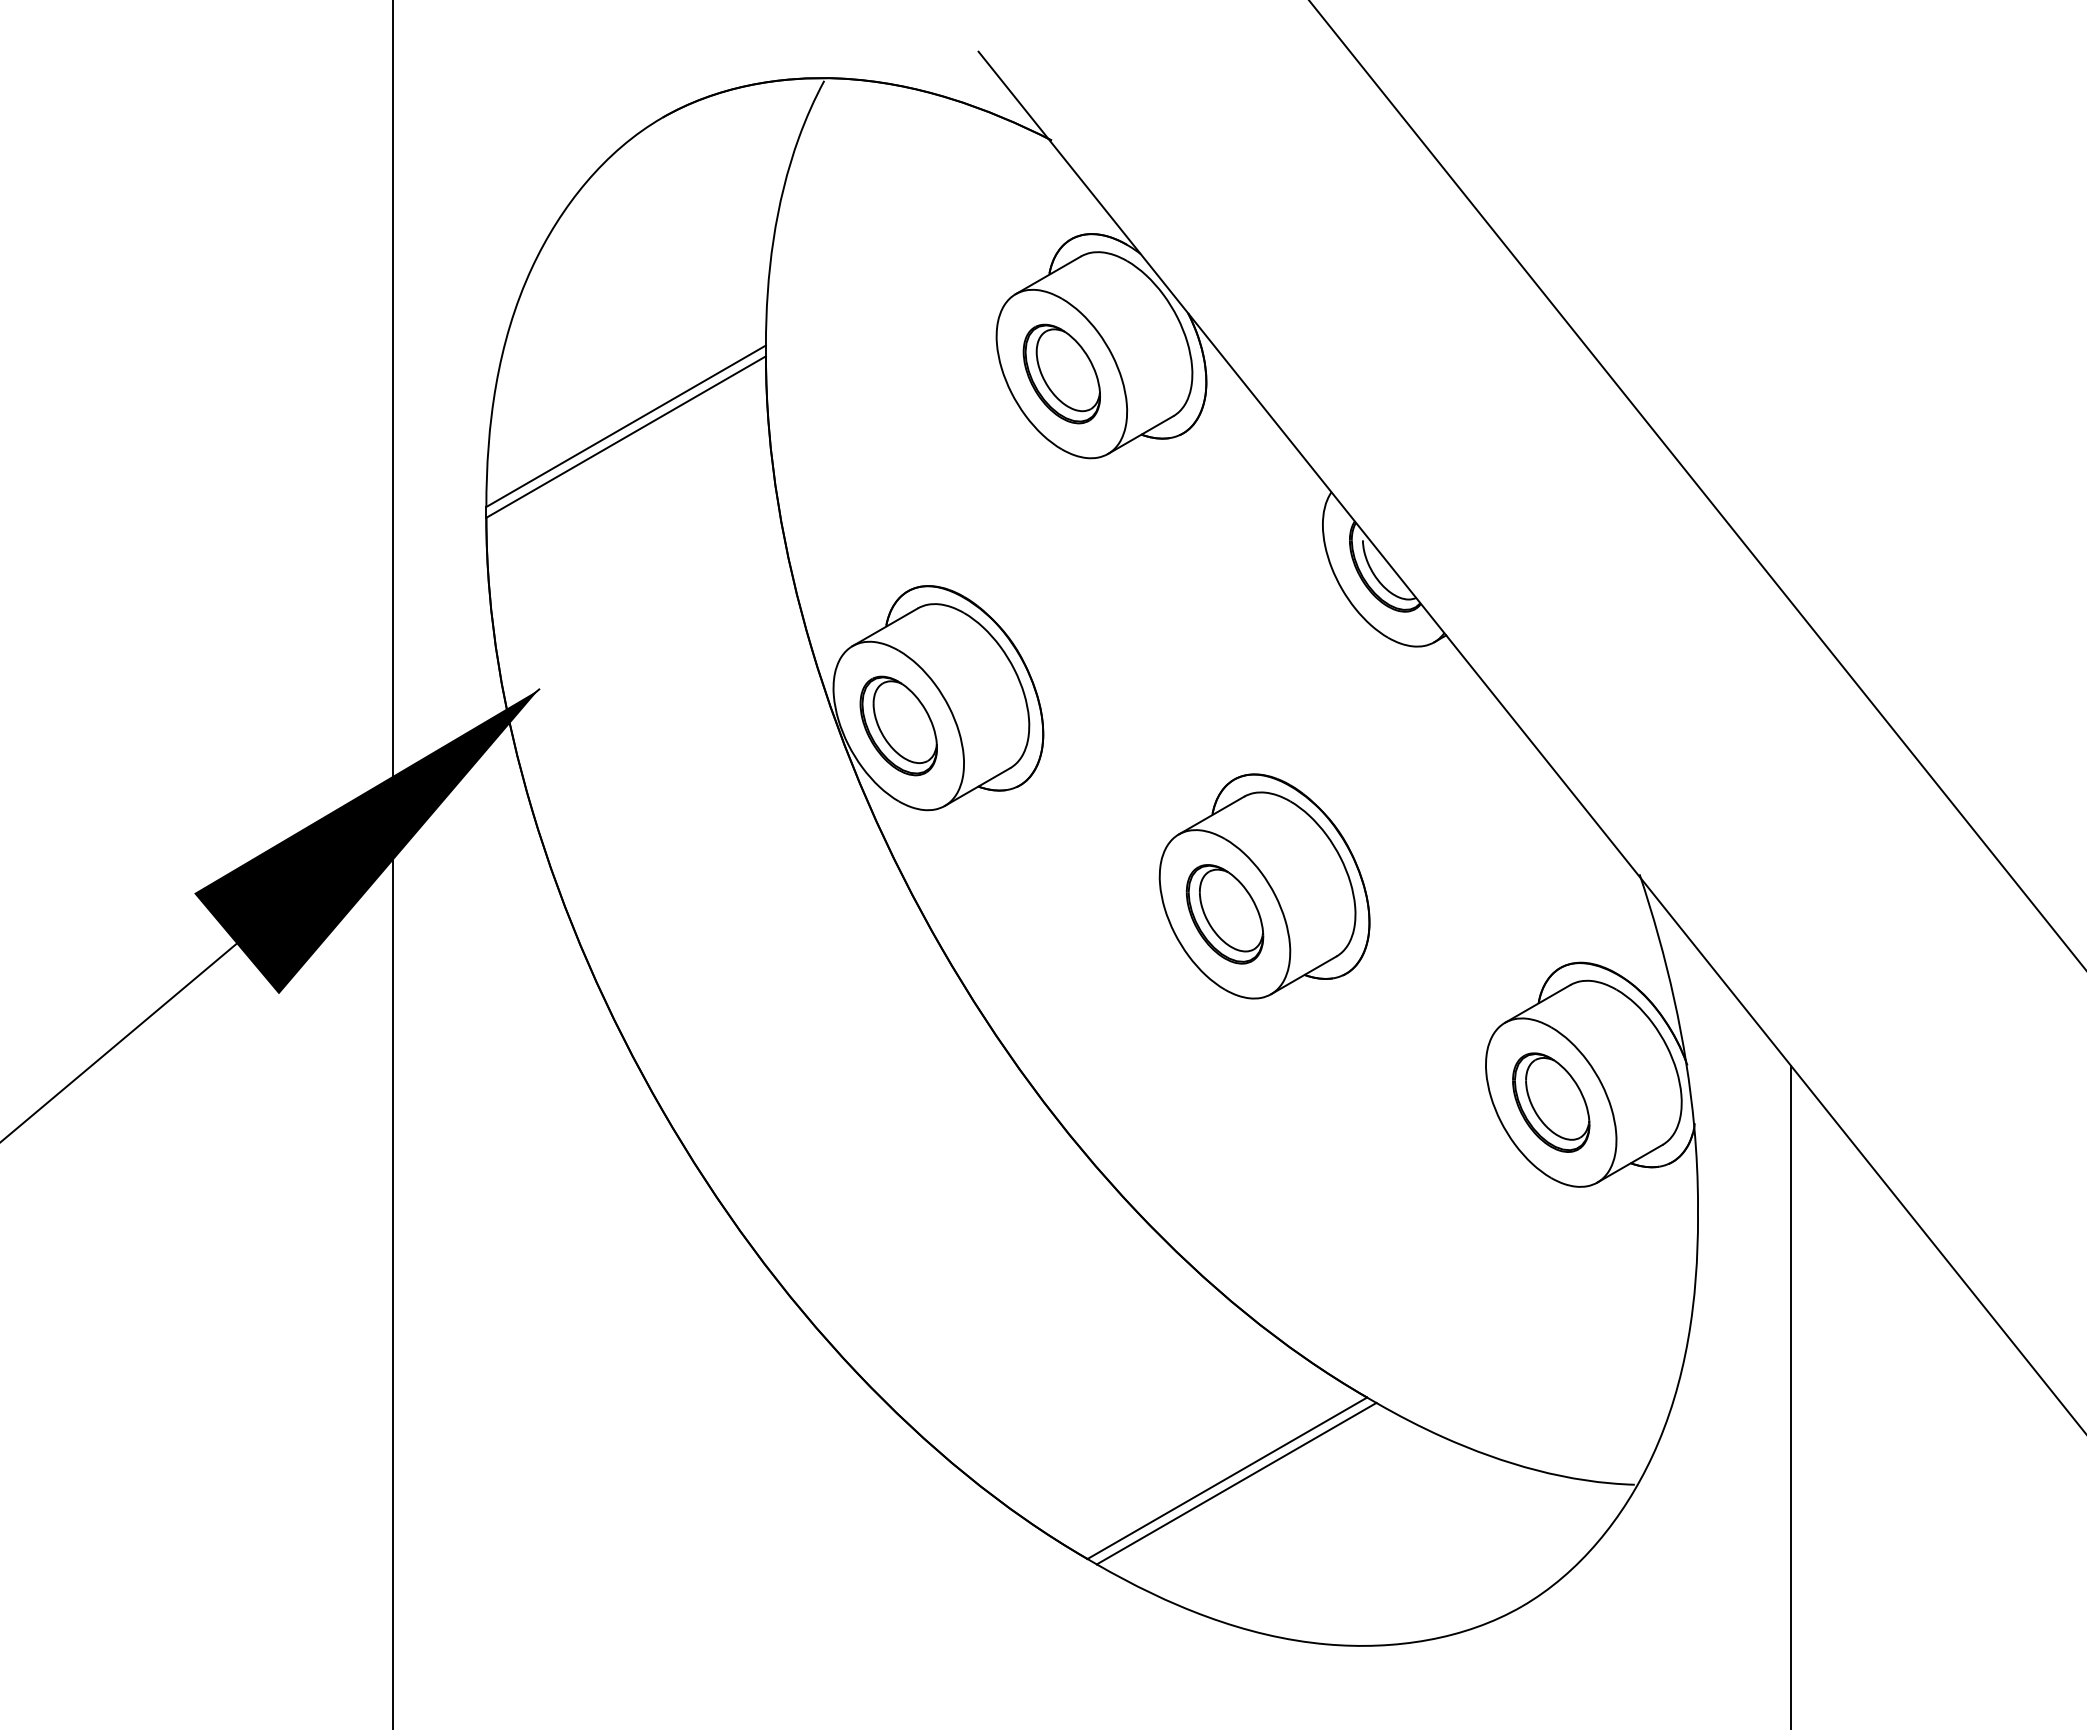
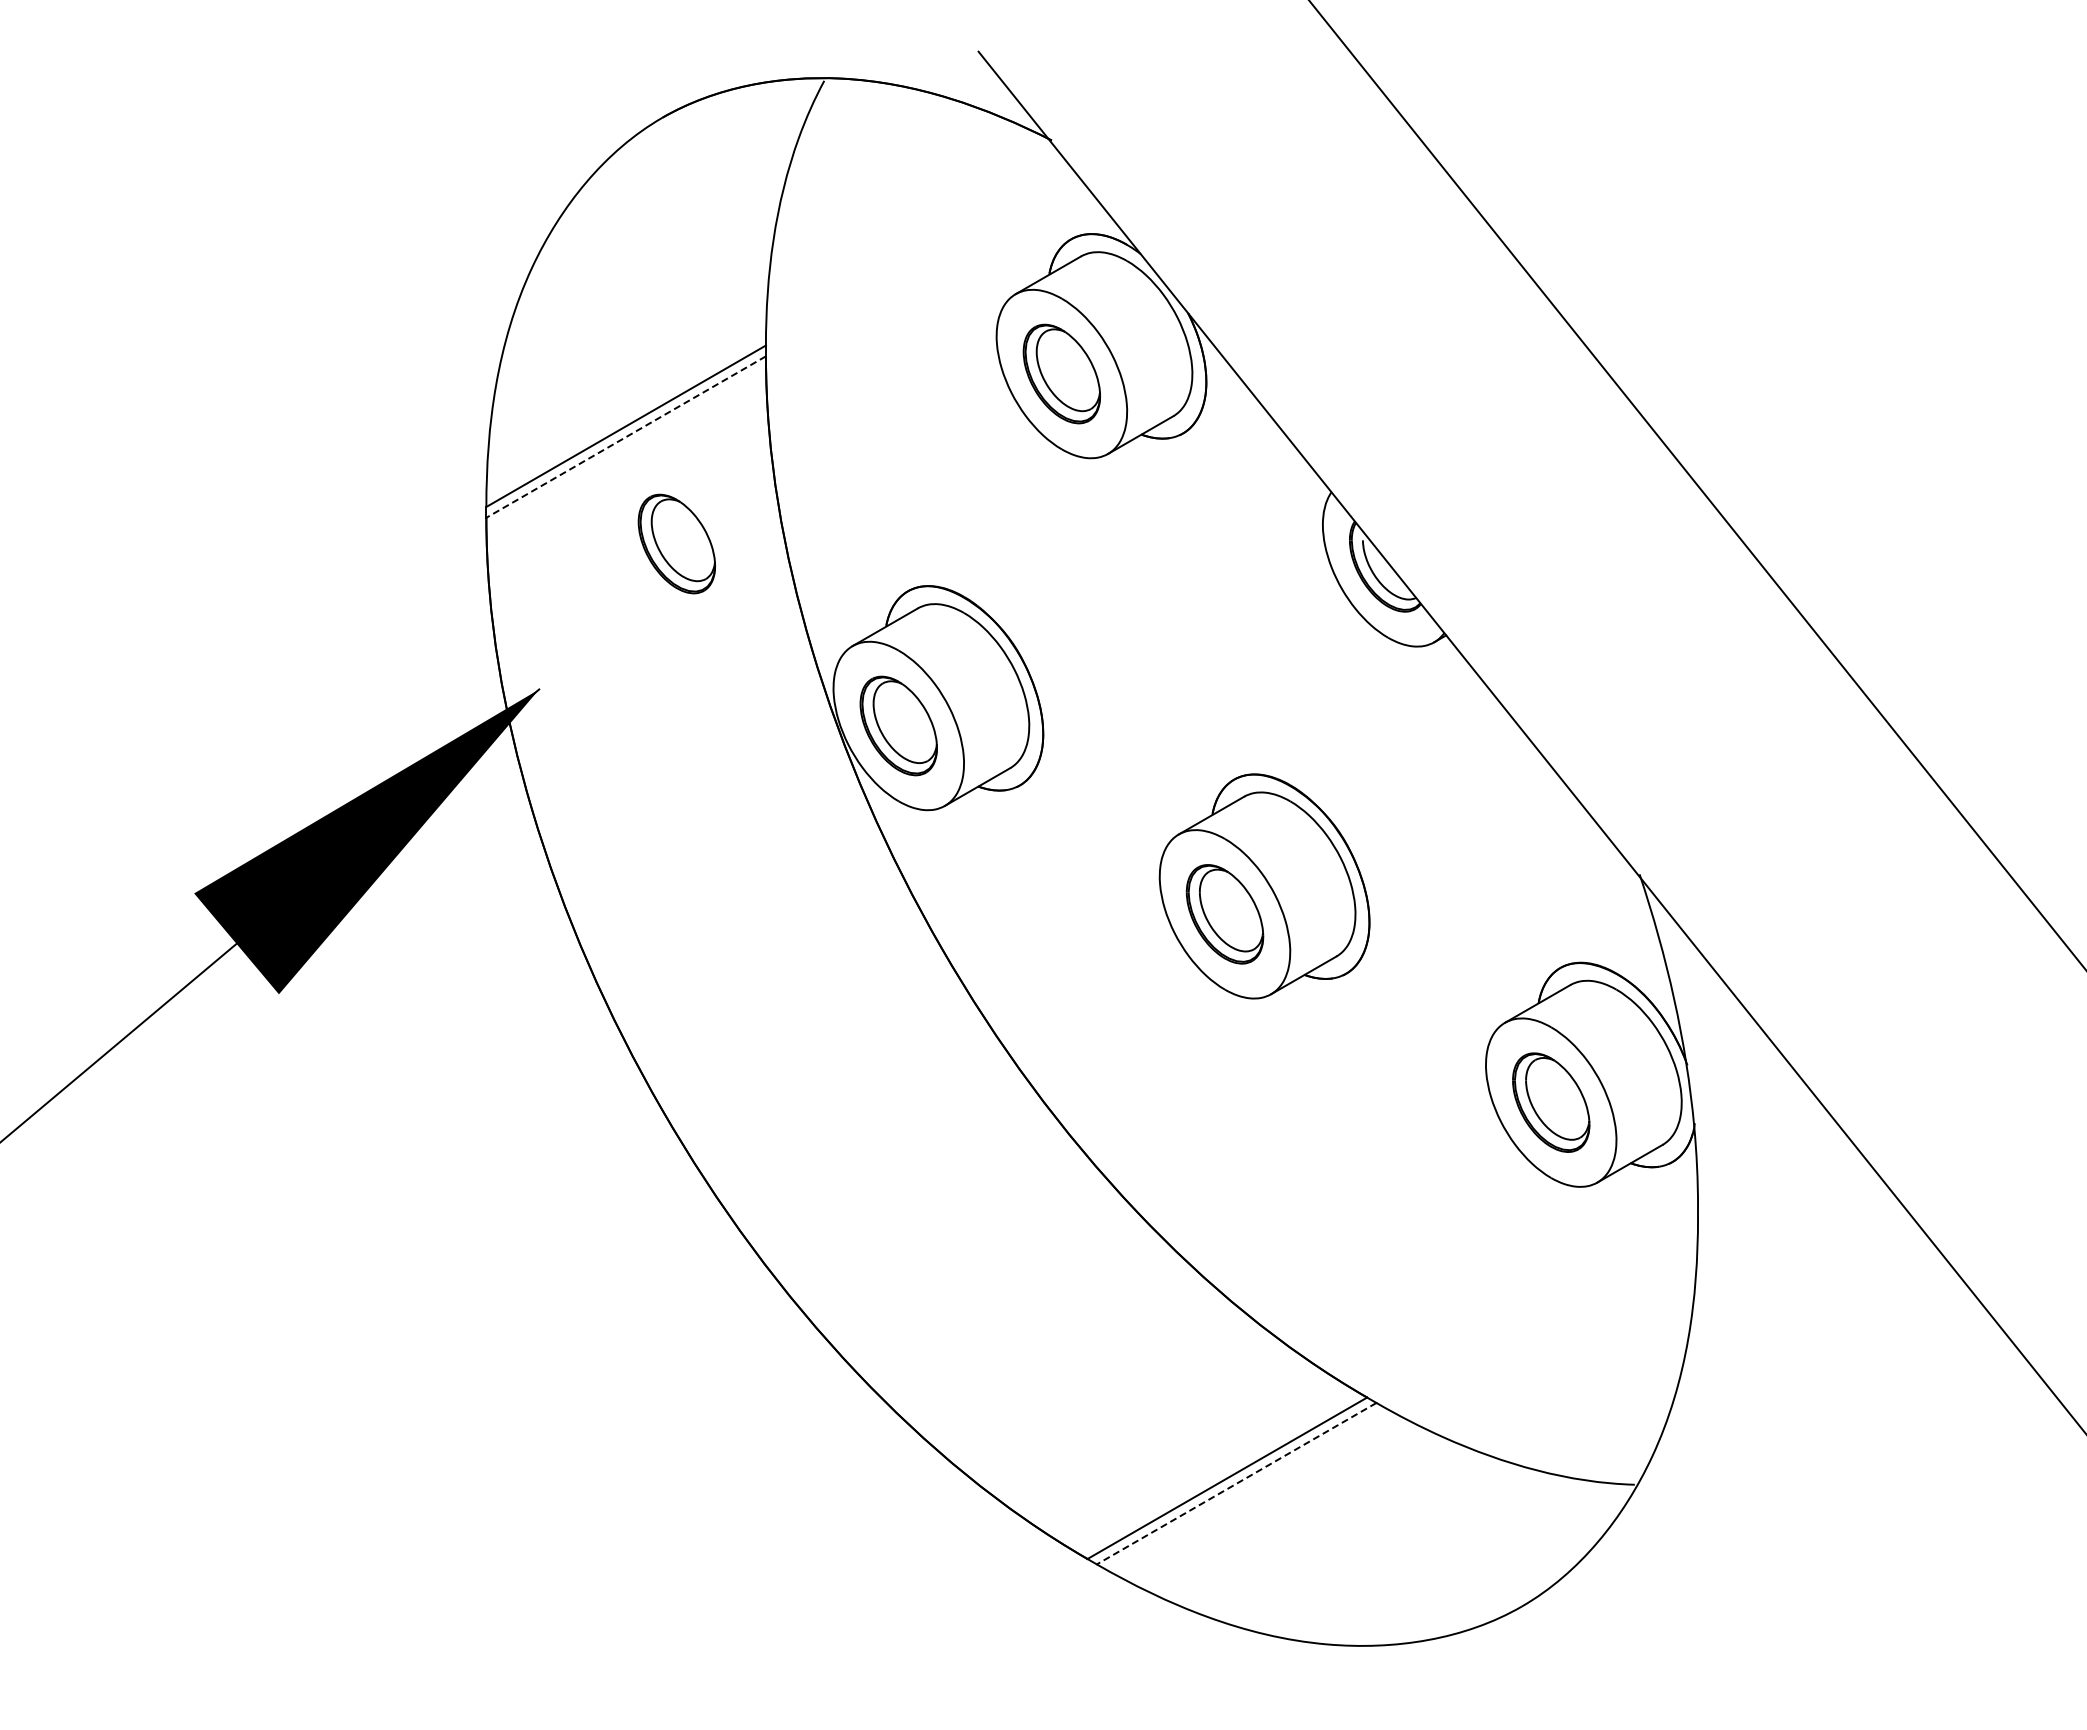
line: solid -> dashed (625, 437)
part: none -> present (676, 543)
line: present -> none (393, 864)
line: present -> none (1791, 1396)
line: solid -> dashed (1236, 1483)
